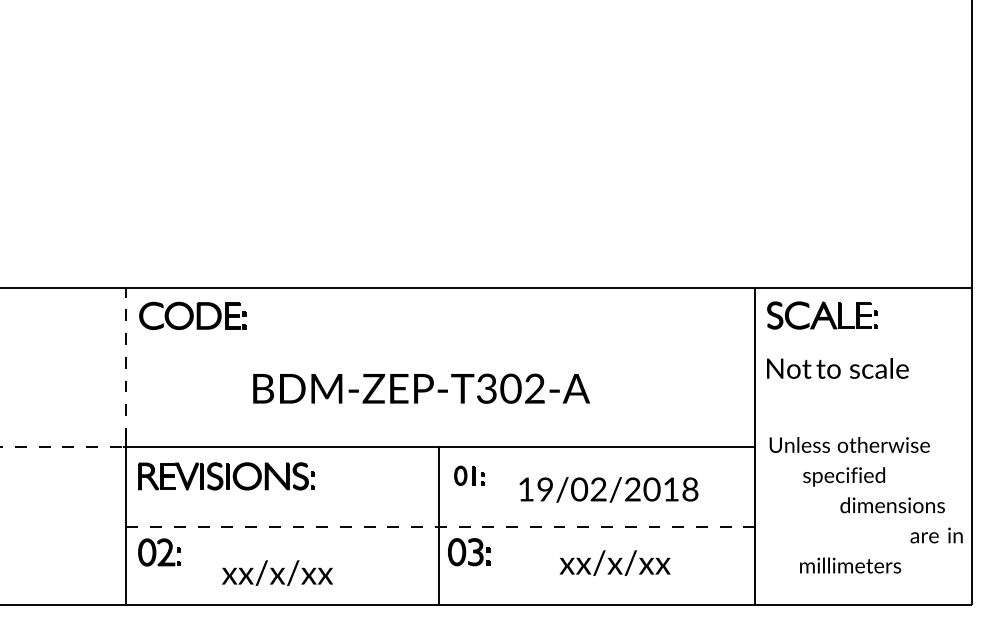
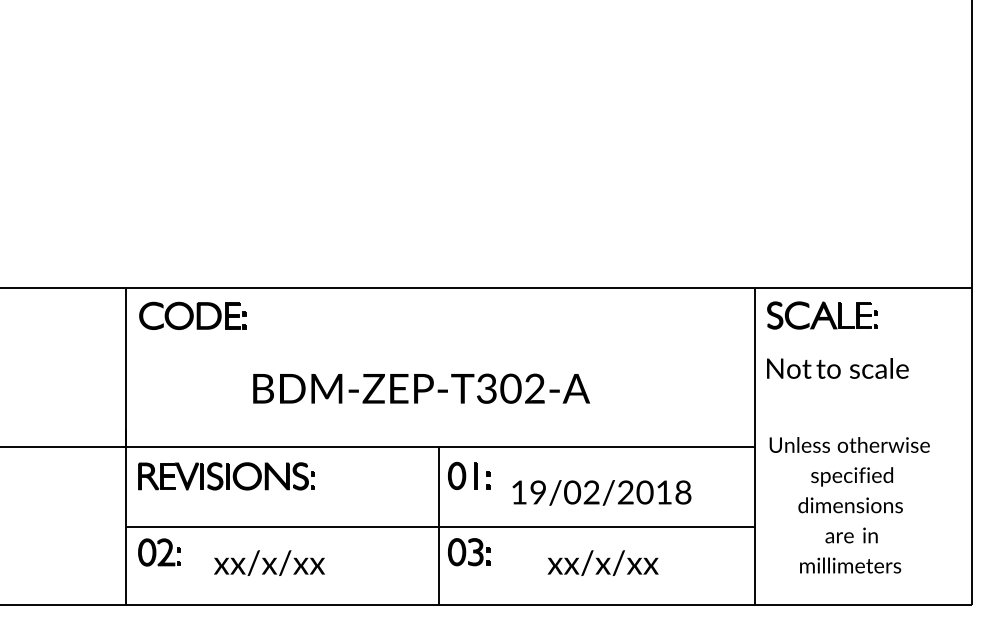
line: dashed -> solid (126, 431)
part size: 31x21 px -> 43x29 px (469, 475)
text position: (843, 476) -> (851, 476) (851, 476)
text position: (608, 489) -> (601, 492) (601, 492)
text position: (892, 505) -> (850, 505) (850, 505)
line: dashed -> solid (440, 527)
text position: (936, 535) -> (851, 535) (851, 535)
text position: (614, 562) -> (602, 562) (602, 562)
text position: (277, 572) -> (269, 562) (269, 562)
